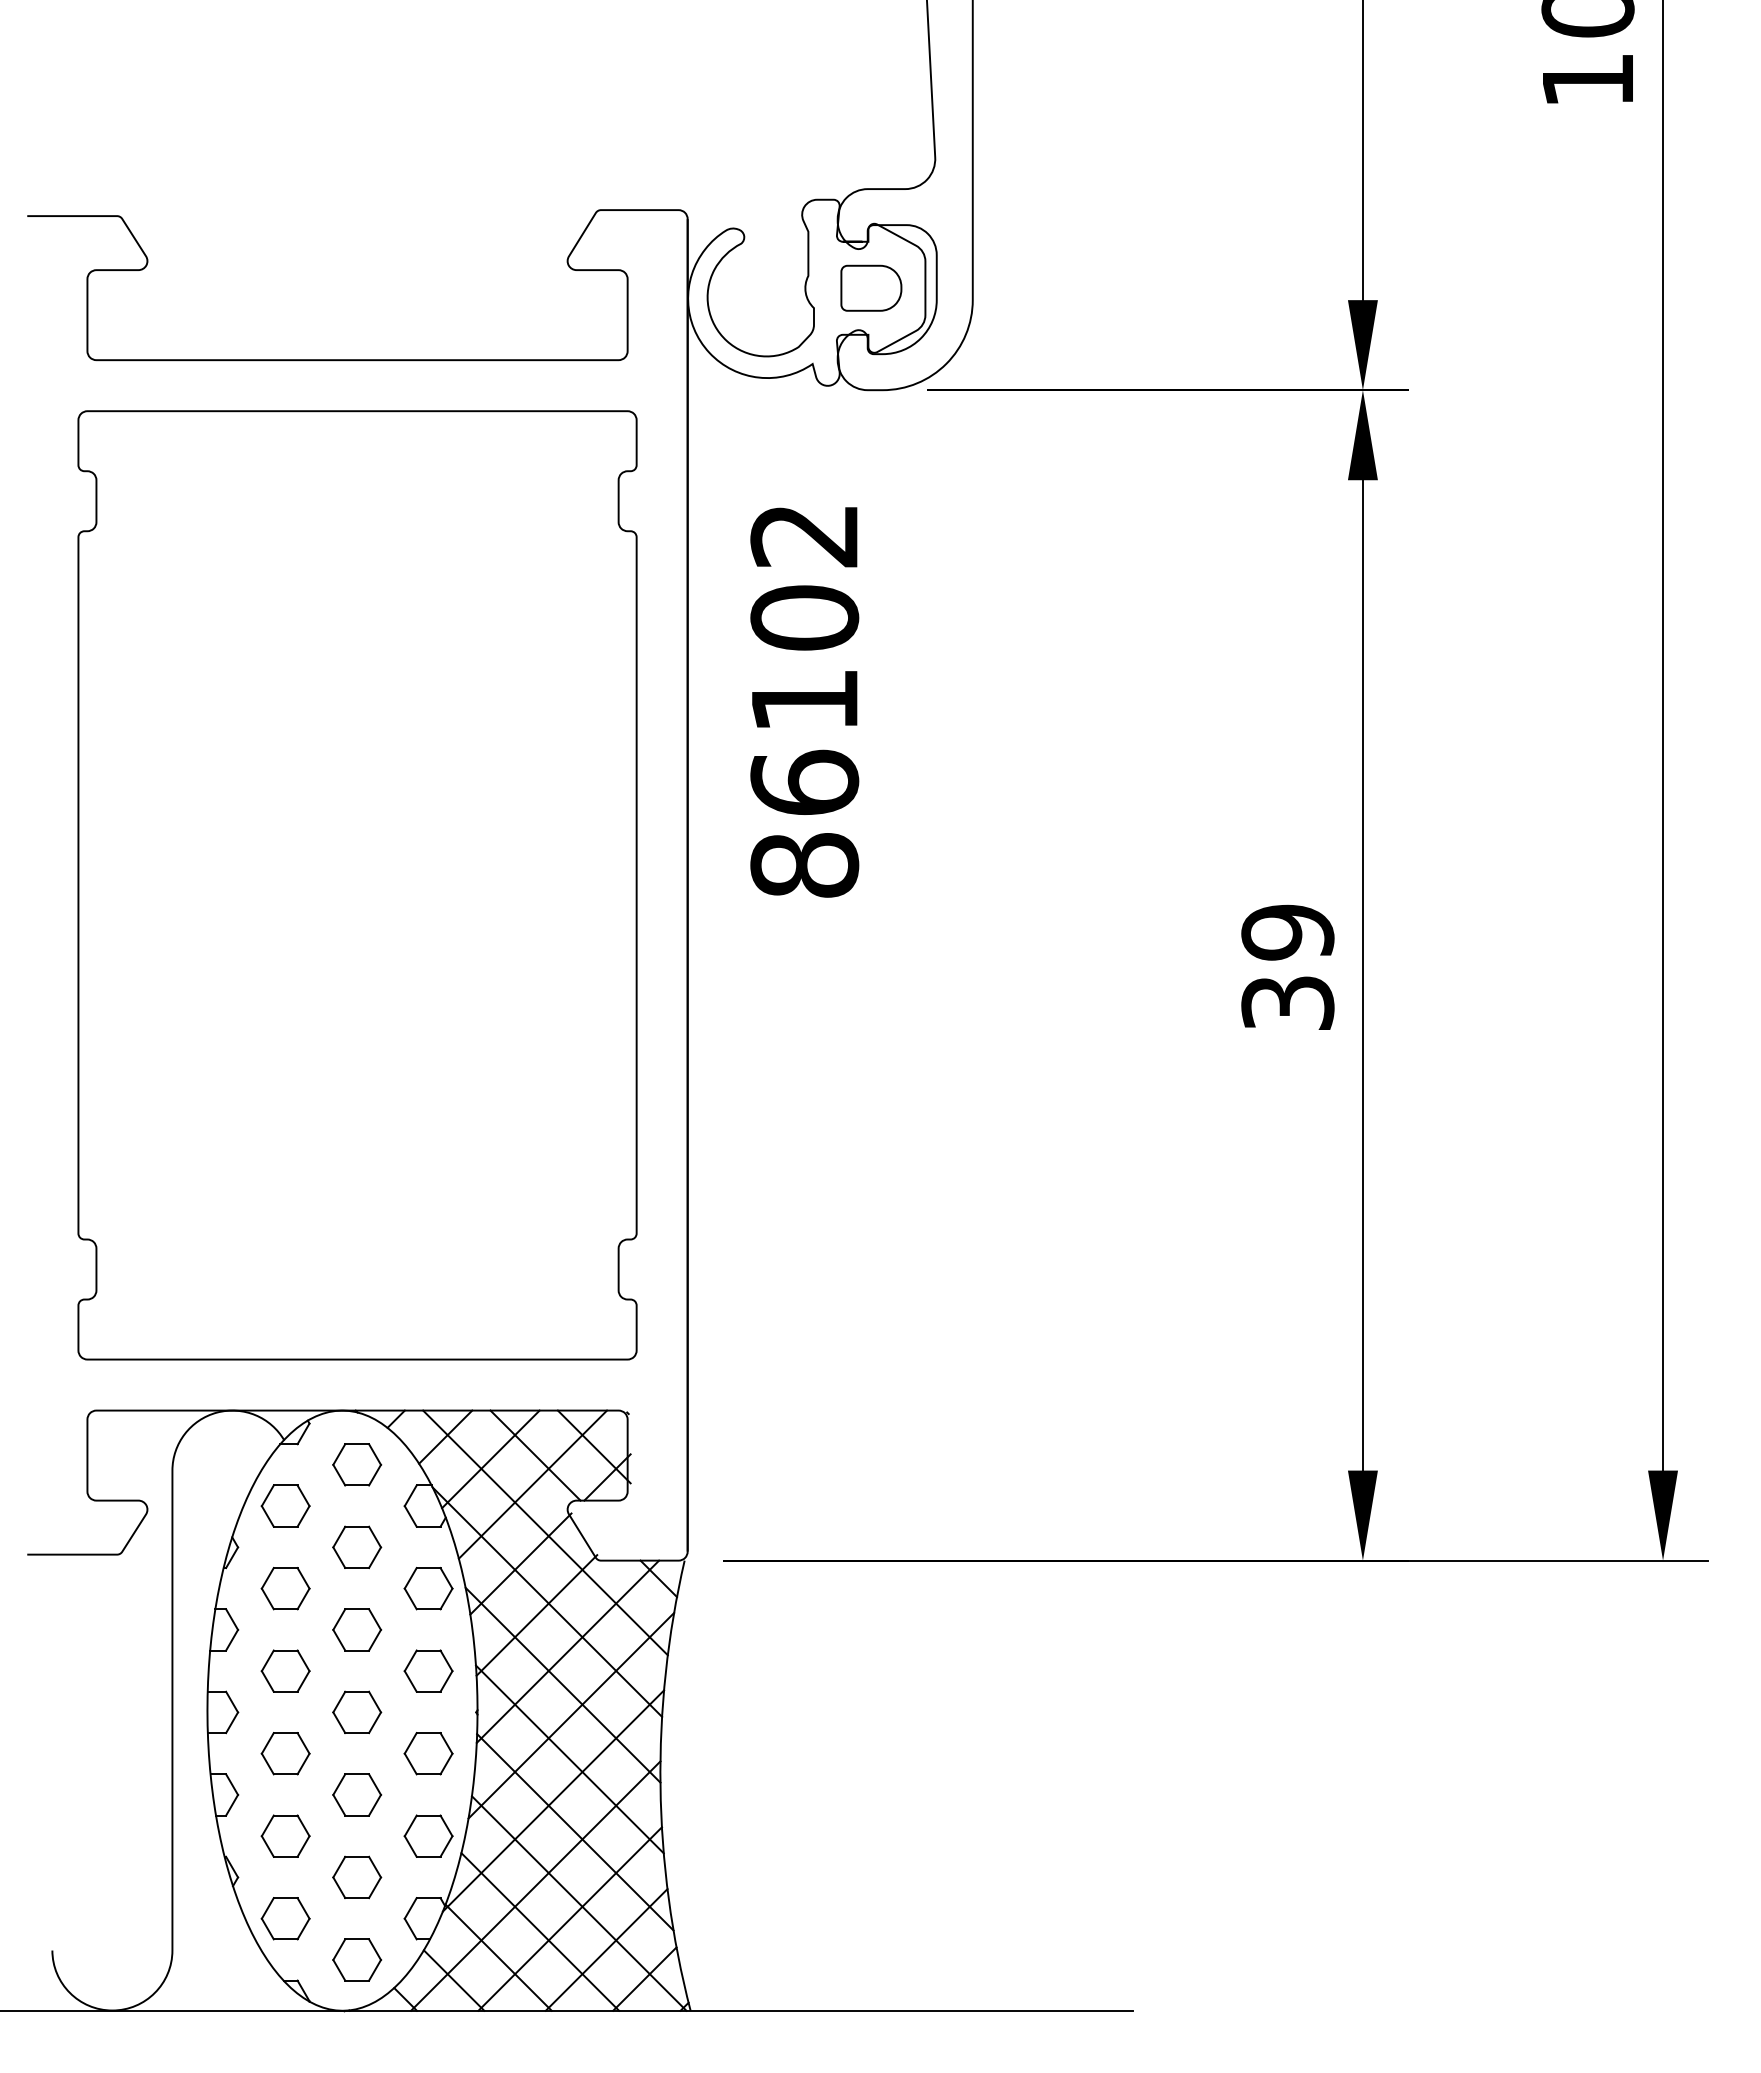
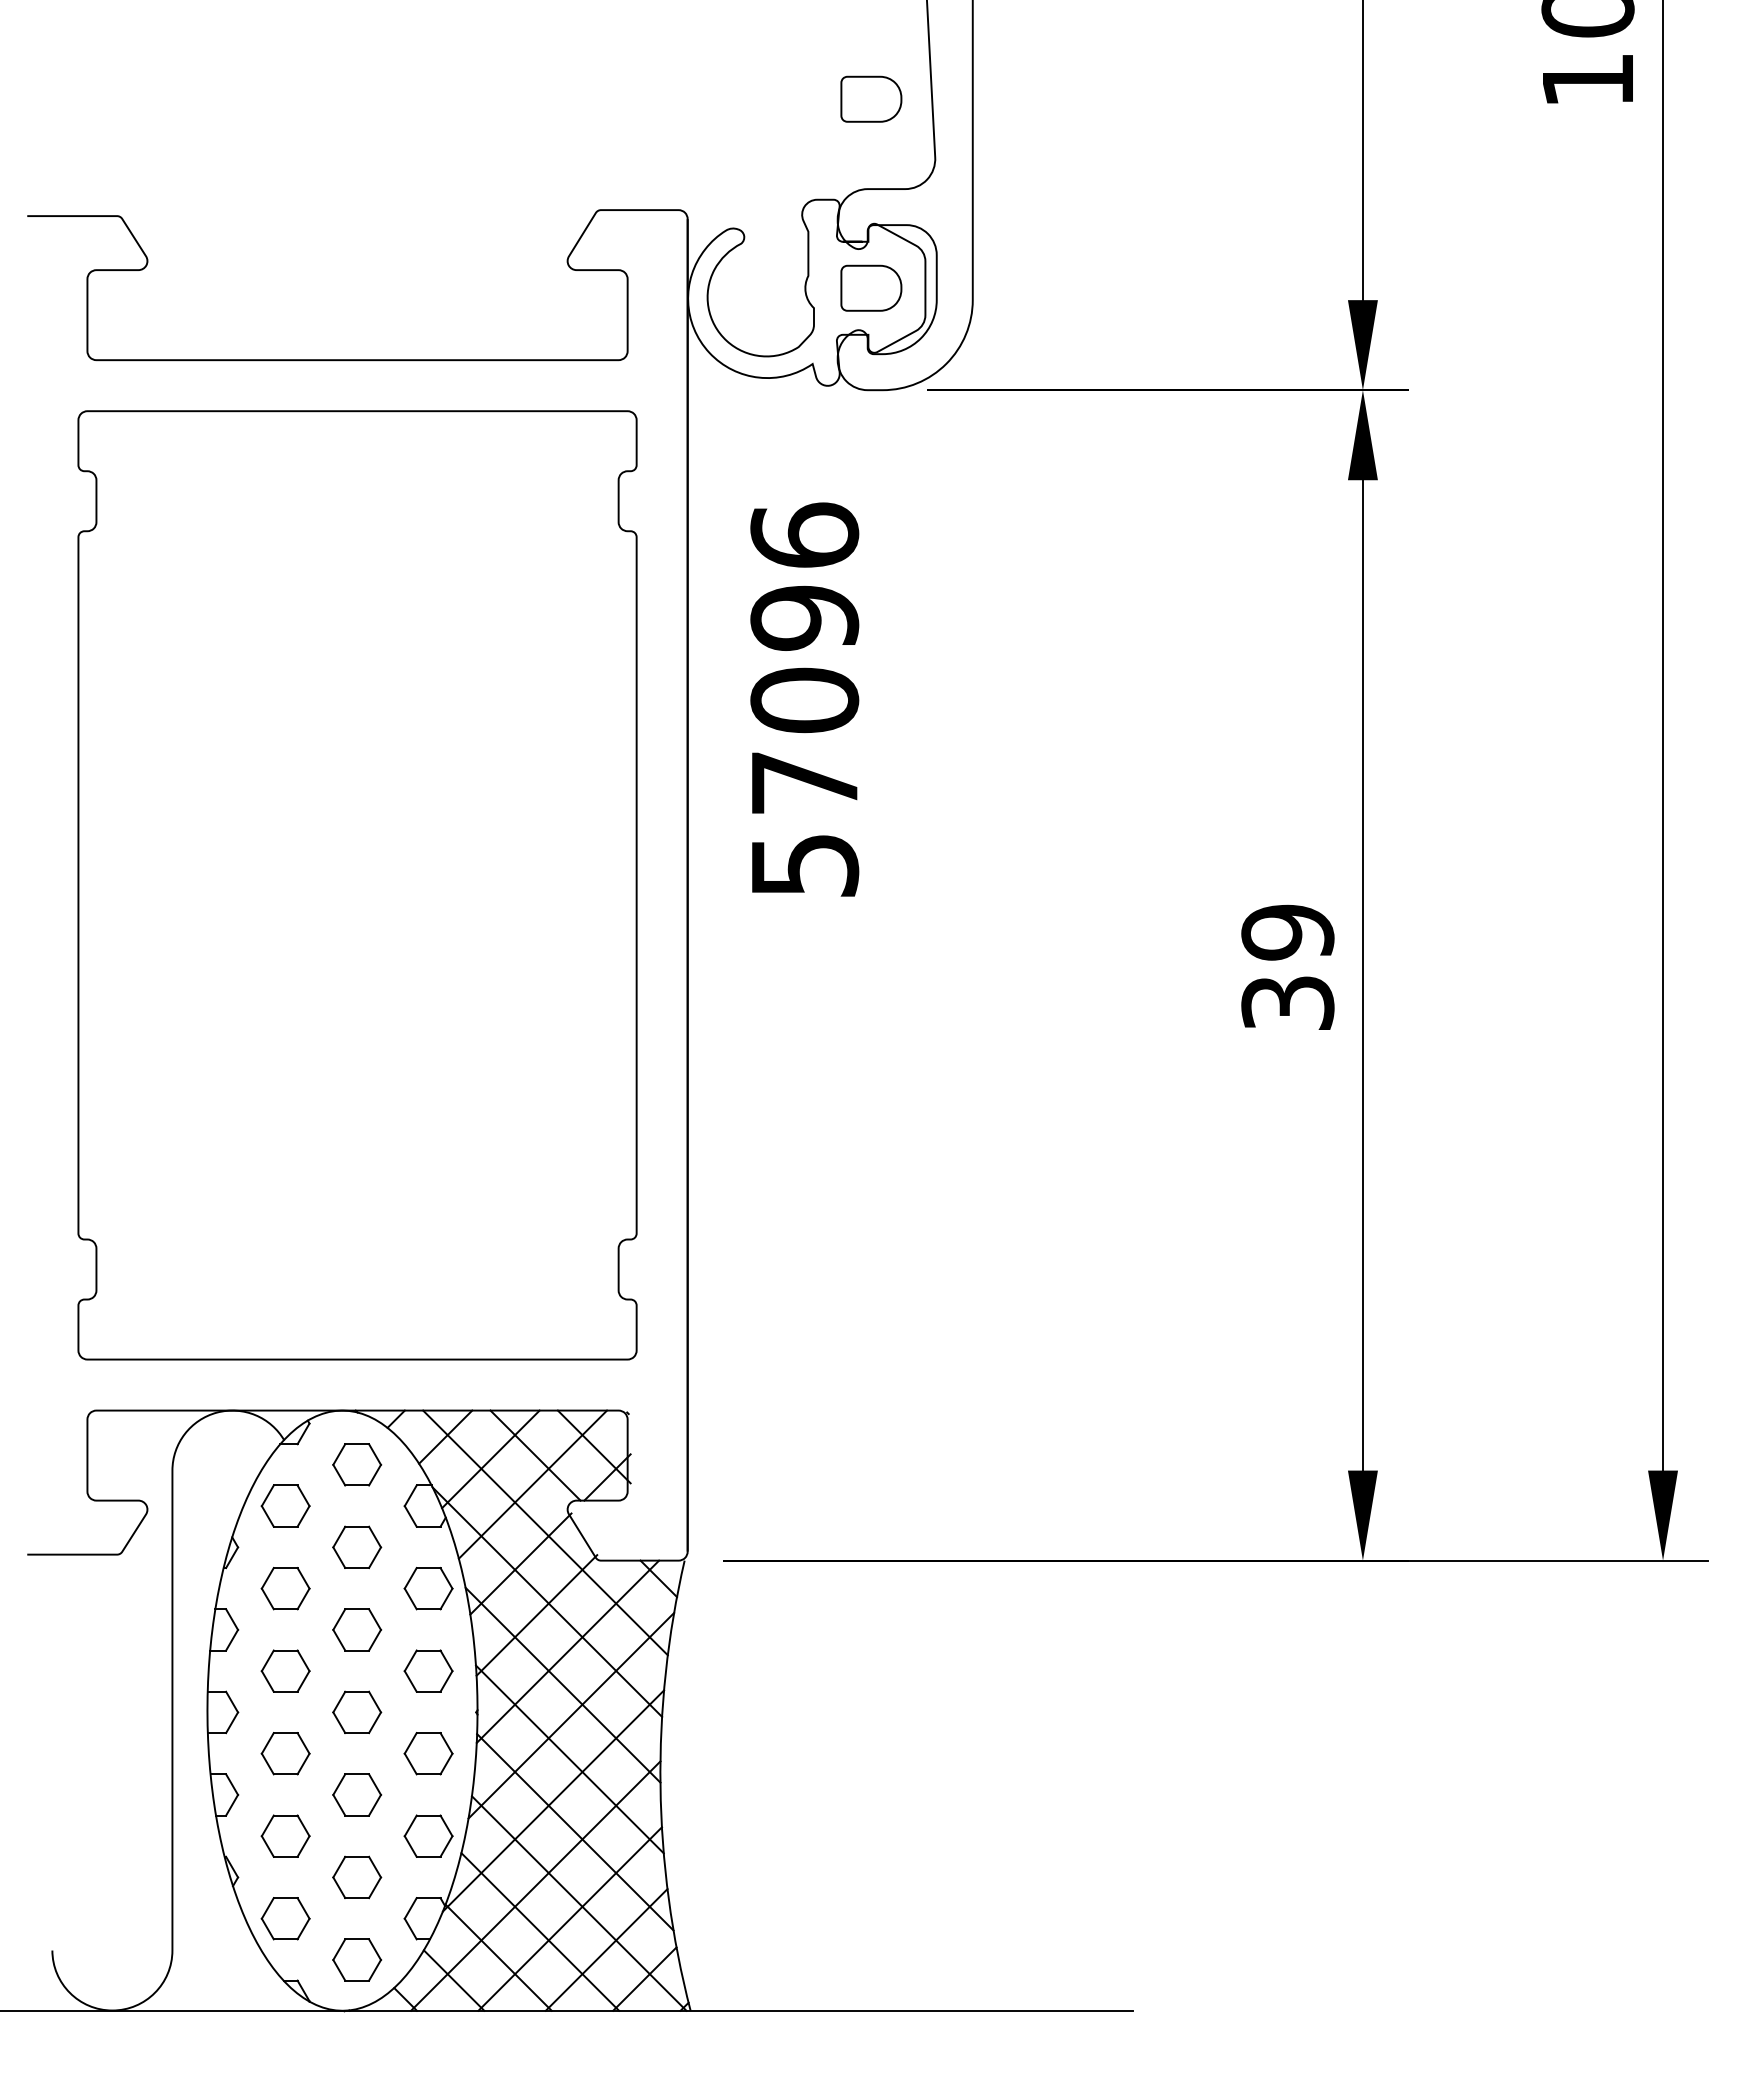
part: none -> present (871, 98)
text: 86102 -> 57096 (804, 699)
